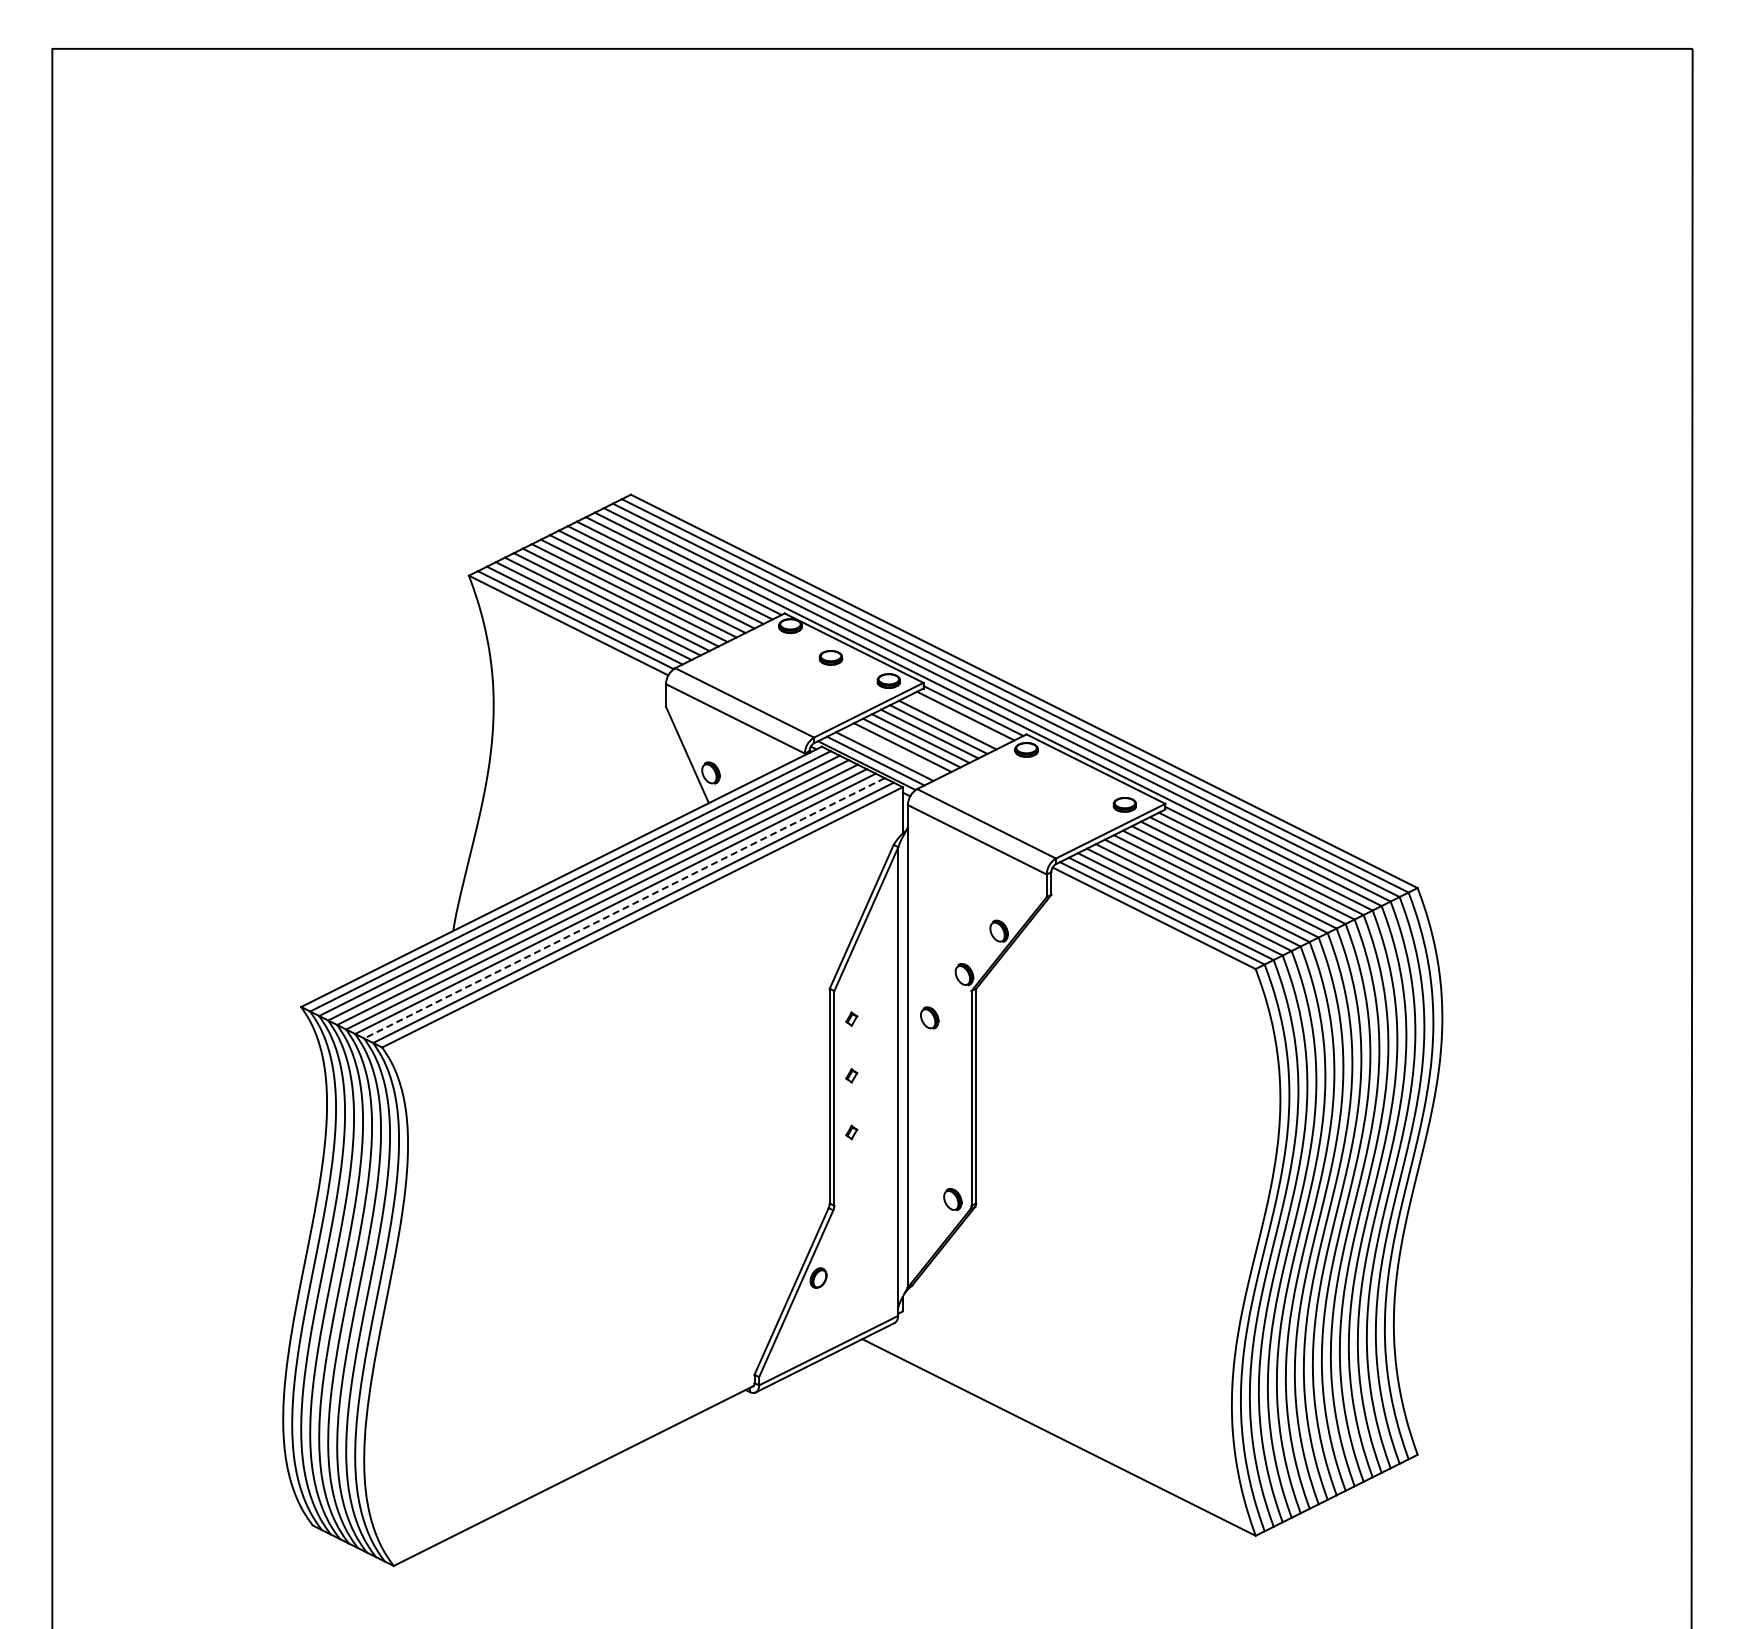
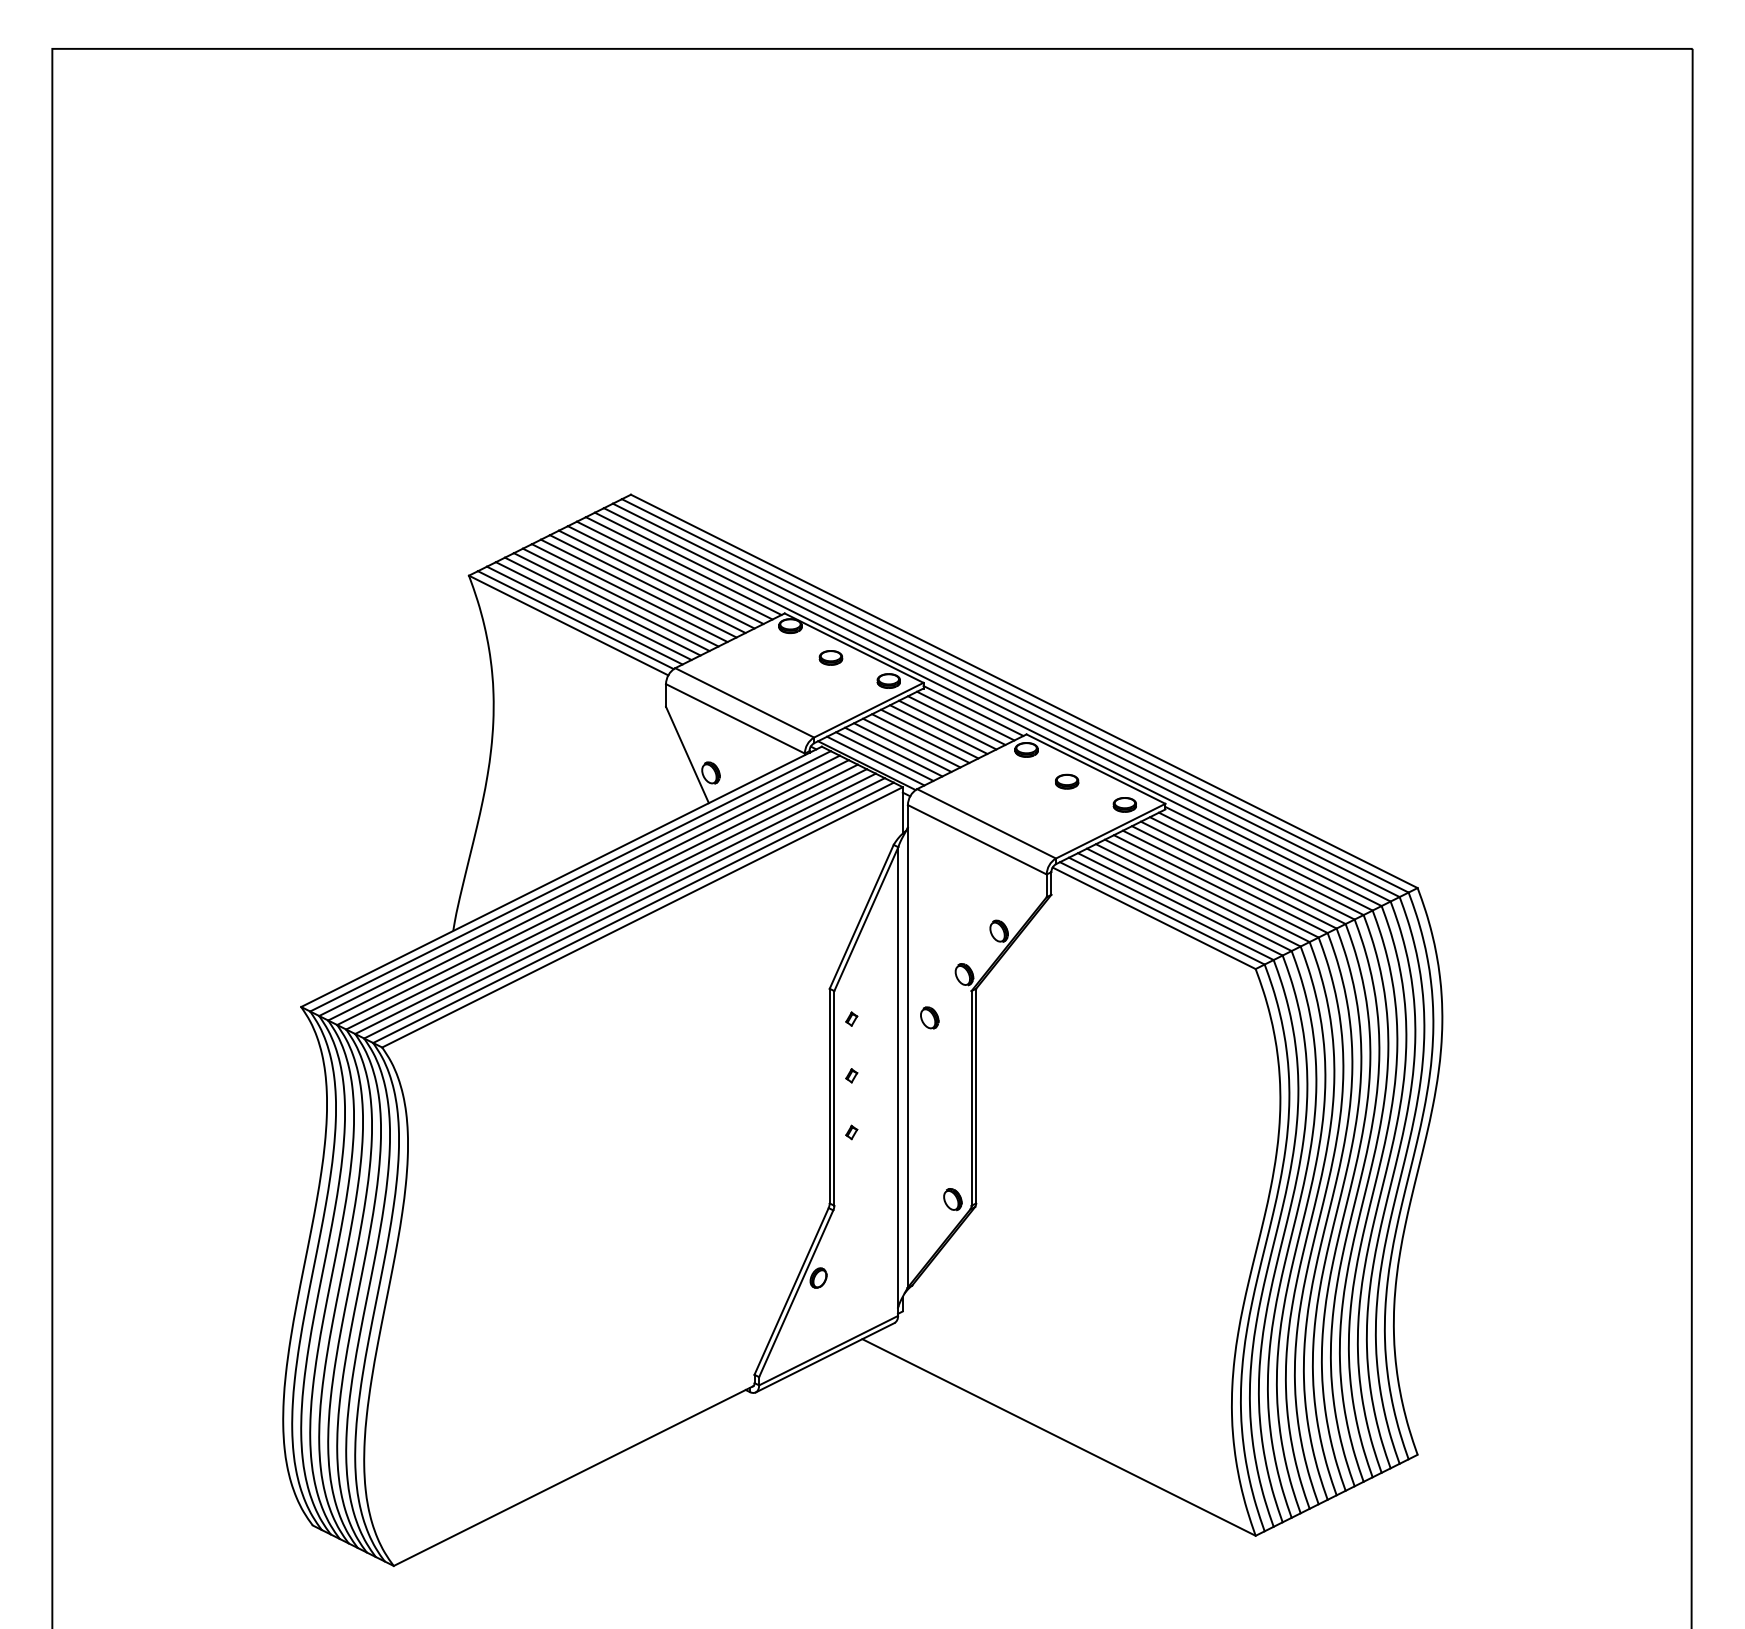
line: none -> present (956, 720)
line: none -> present (893, 751)
part: none -> present (1067, 781)
line: dashed -> solid (624, 908)
